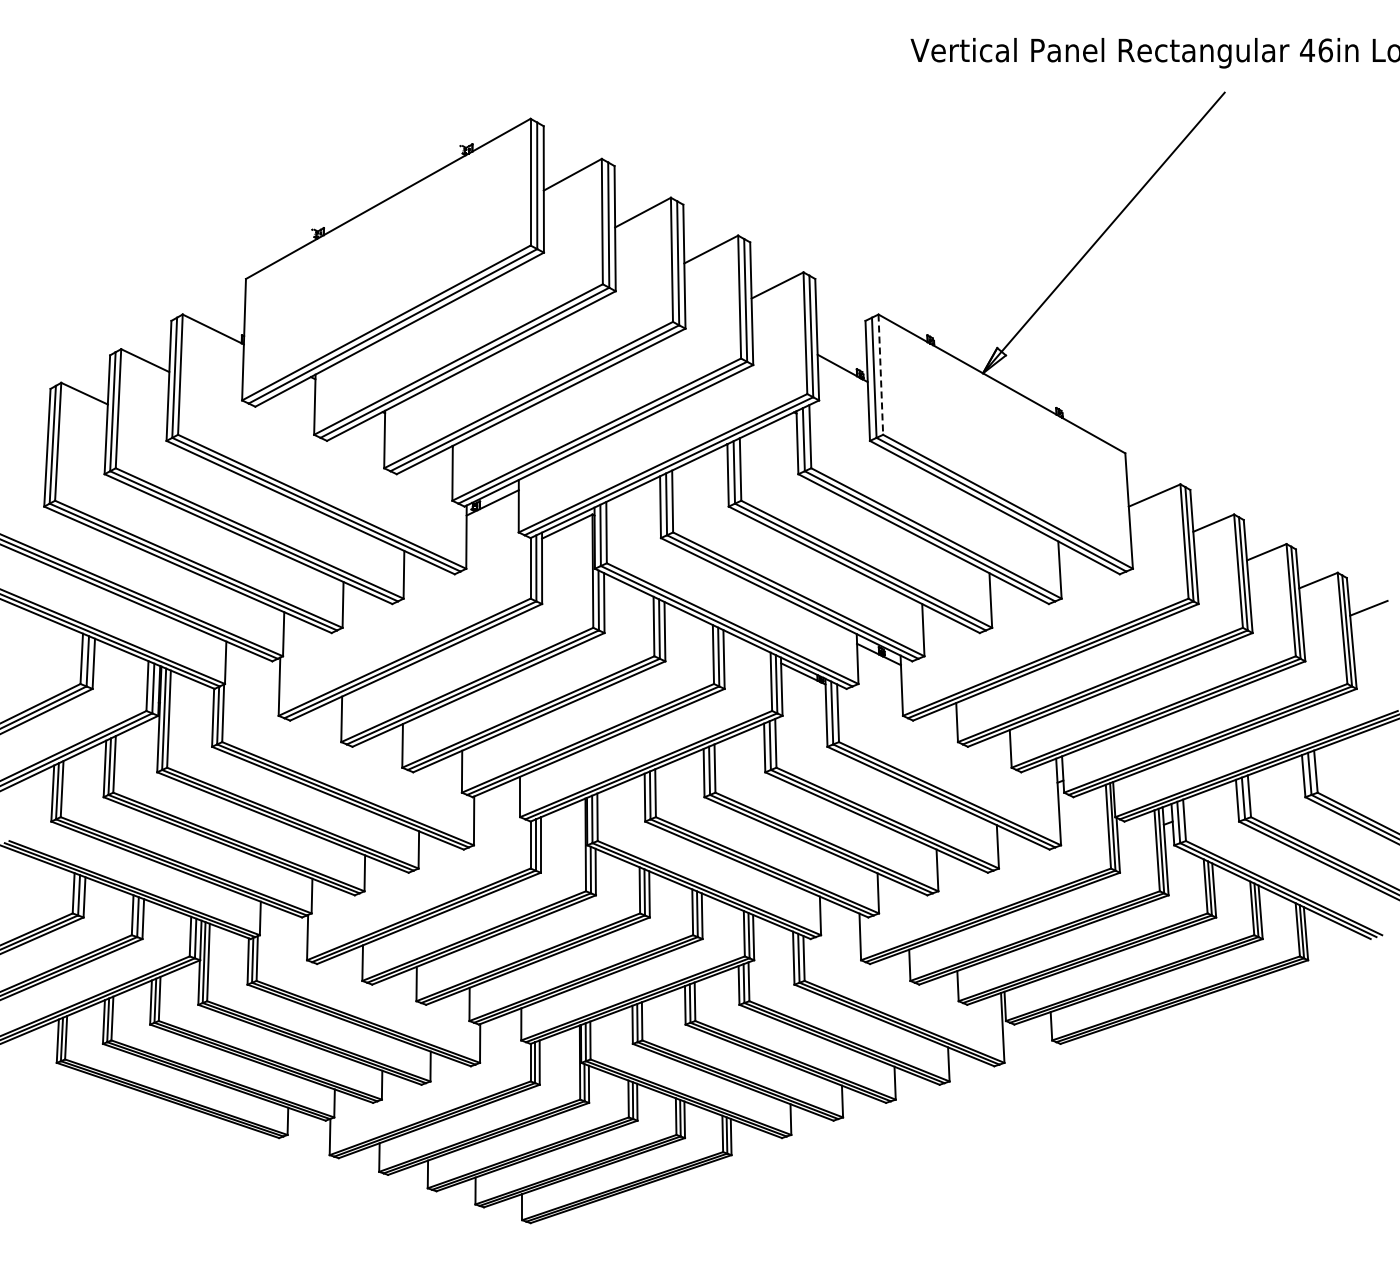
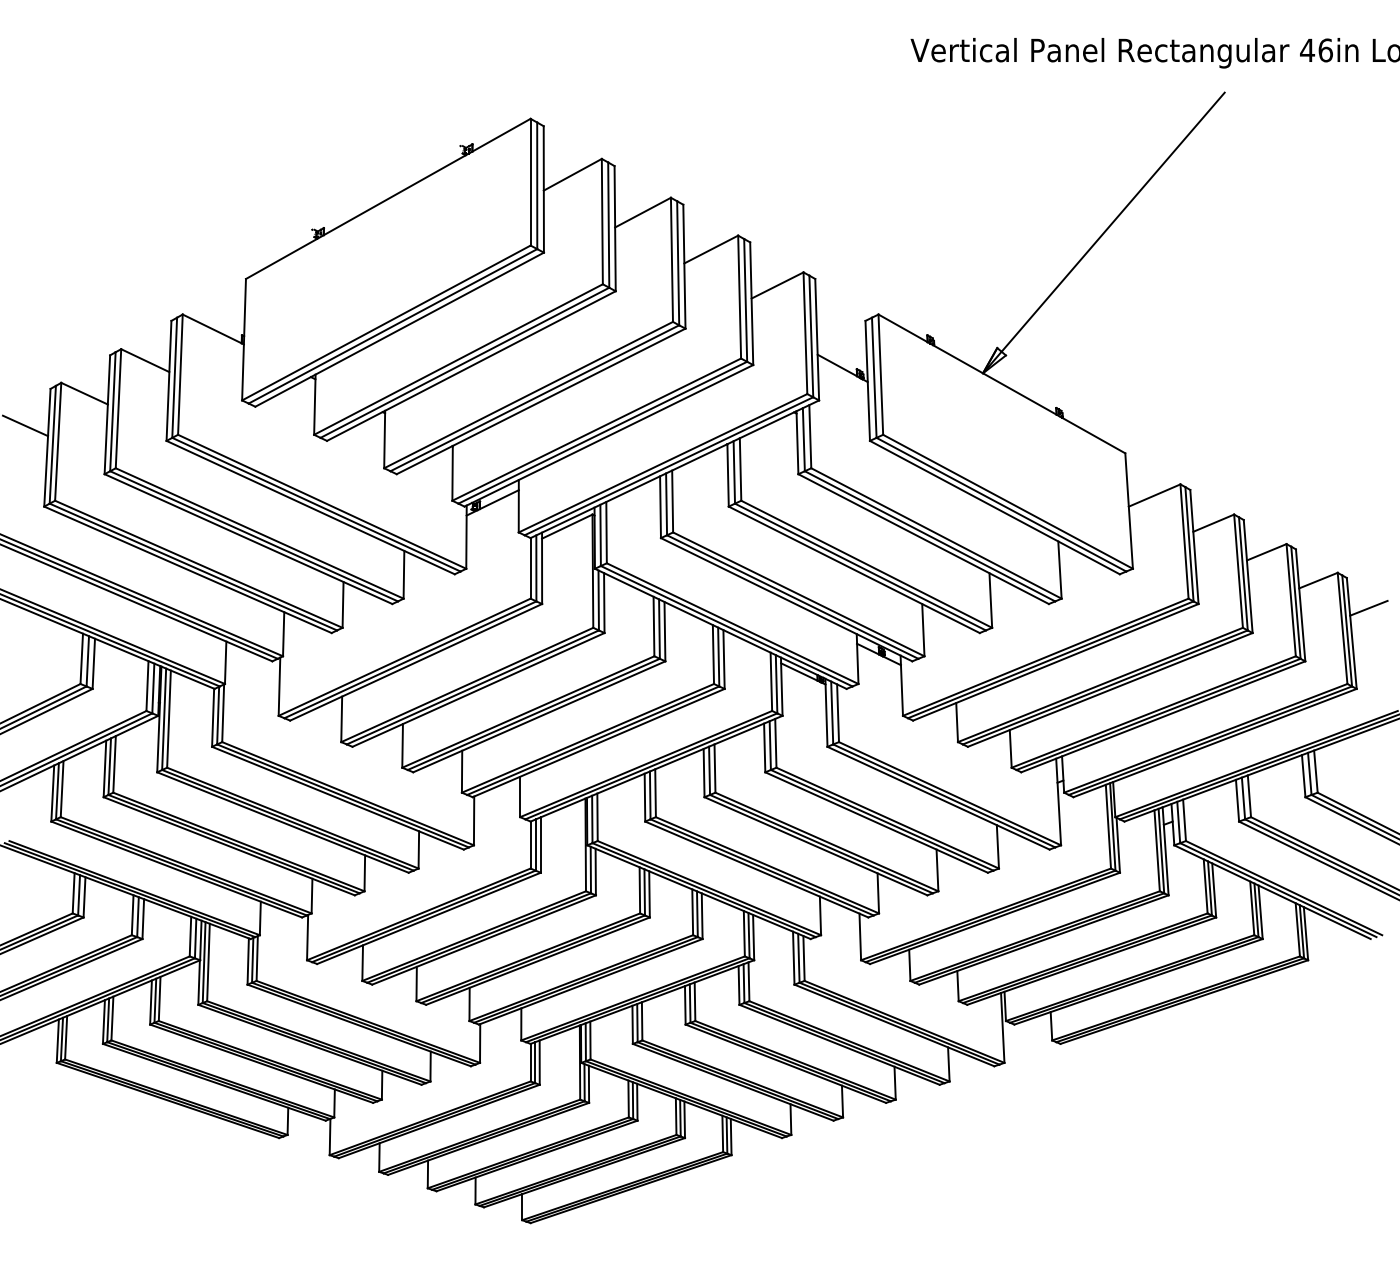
line: dashed -> solid (880, 375)
line: none -> present (25, 425)
